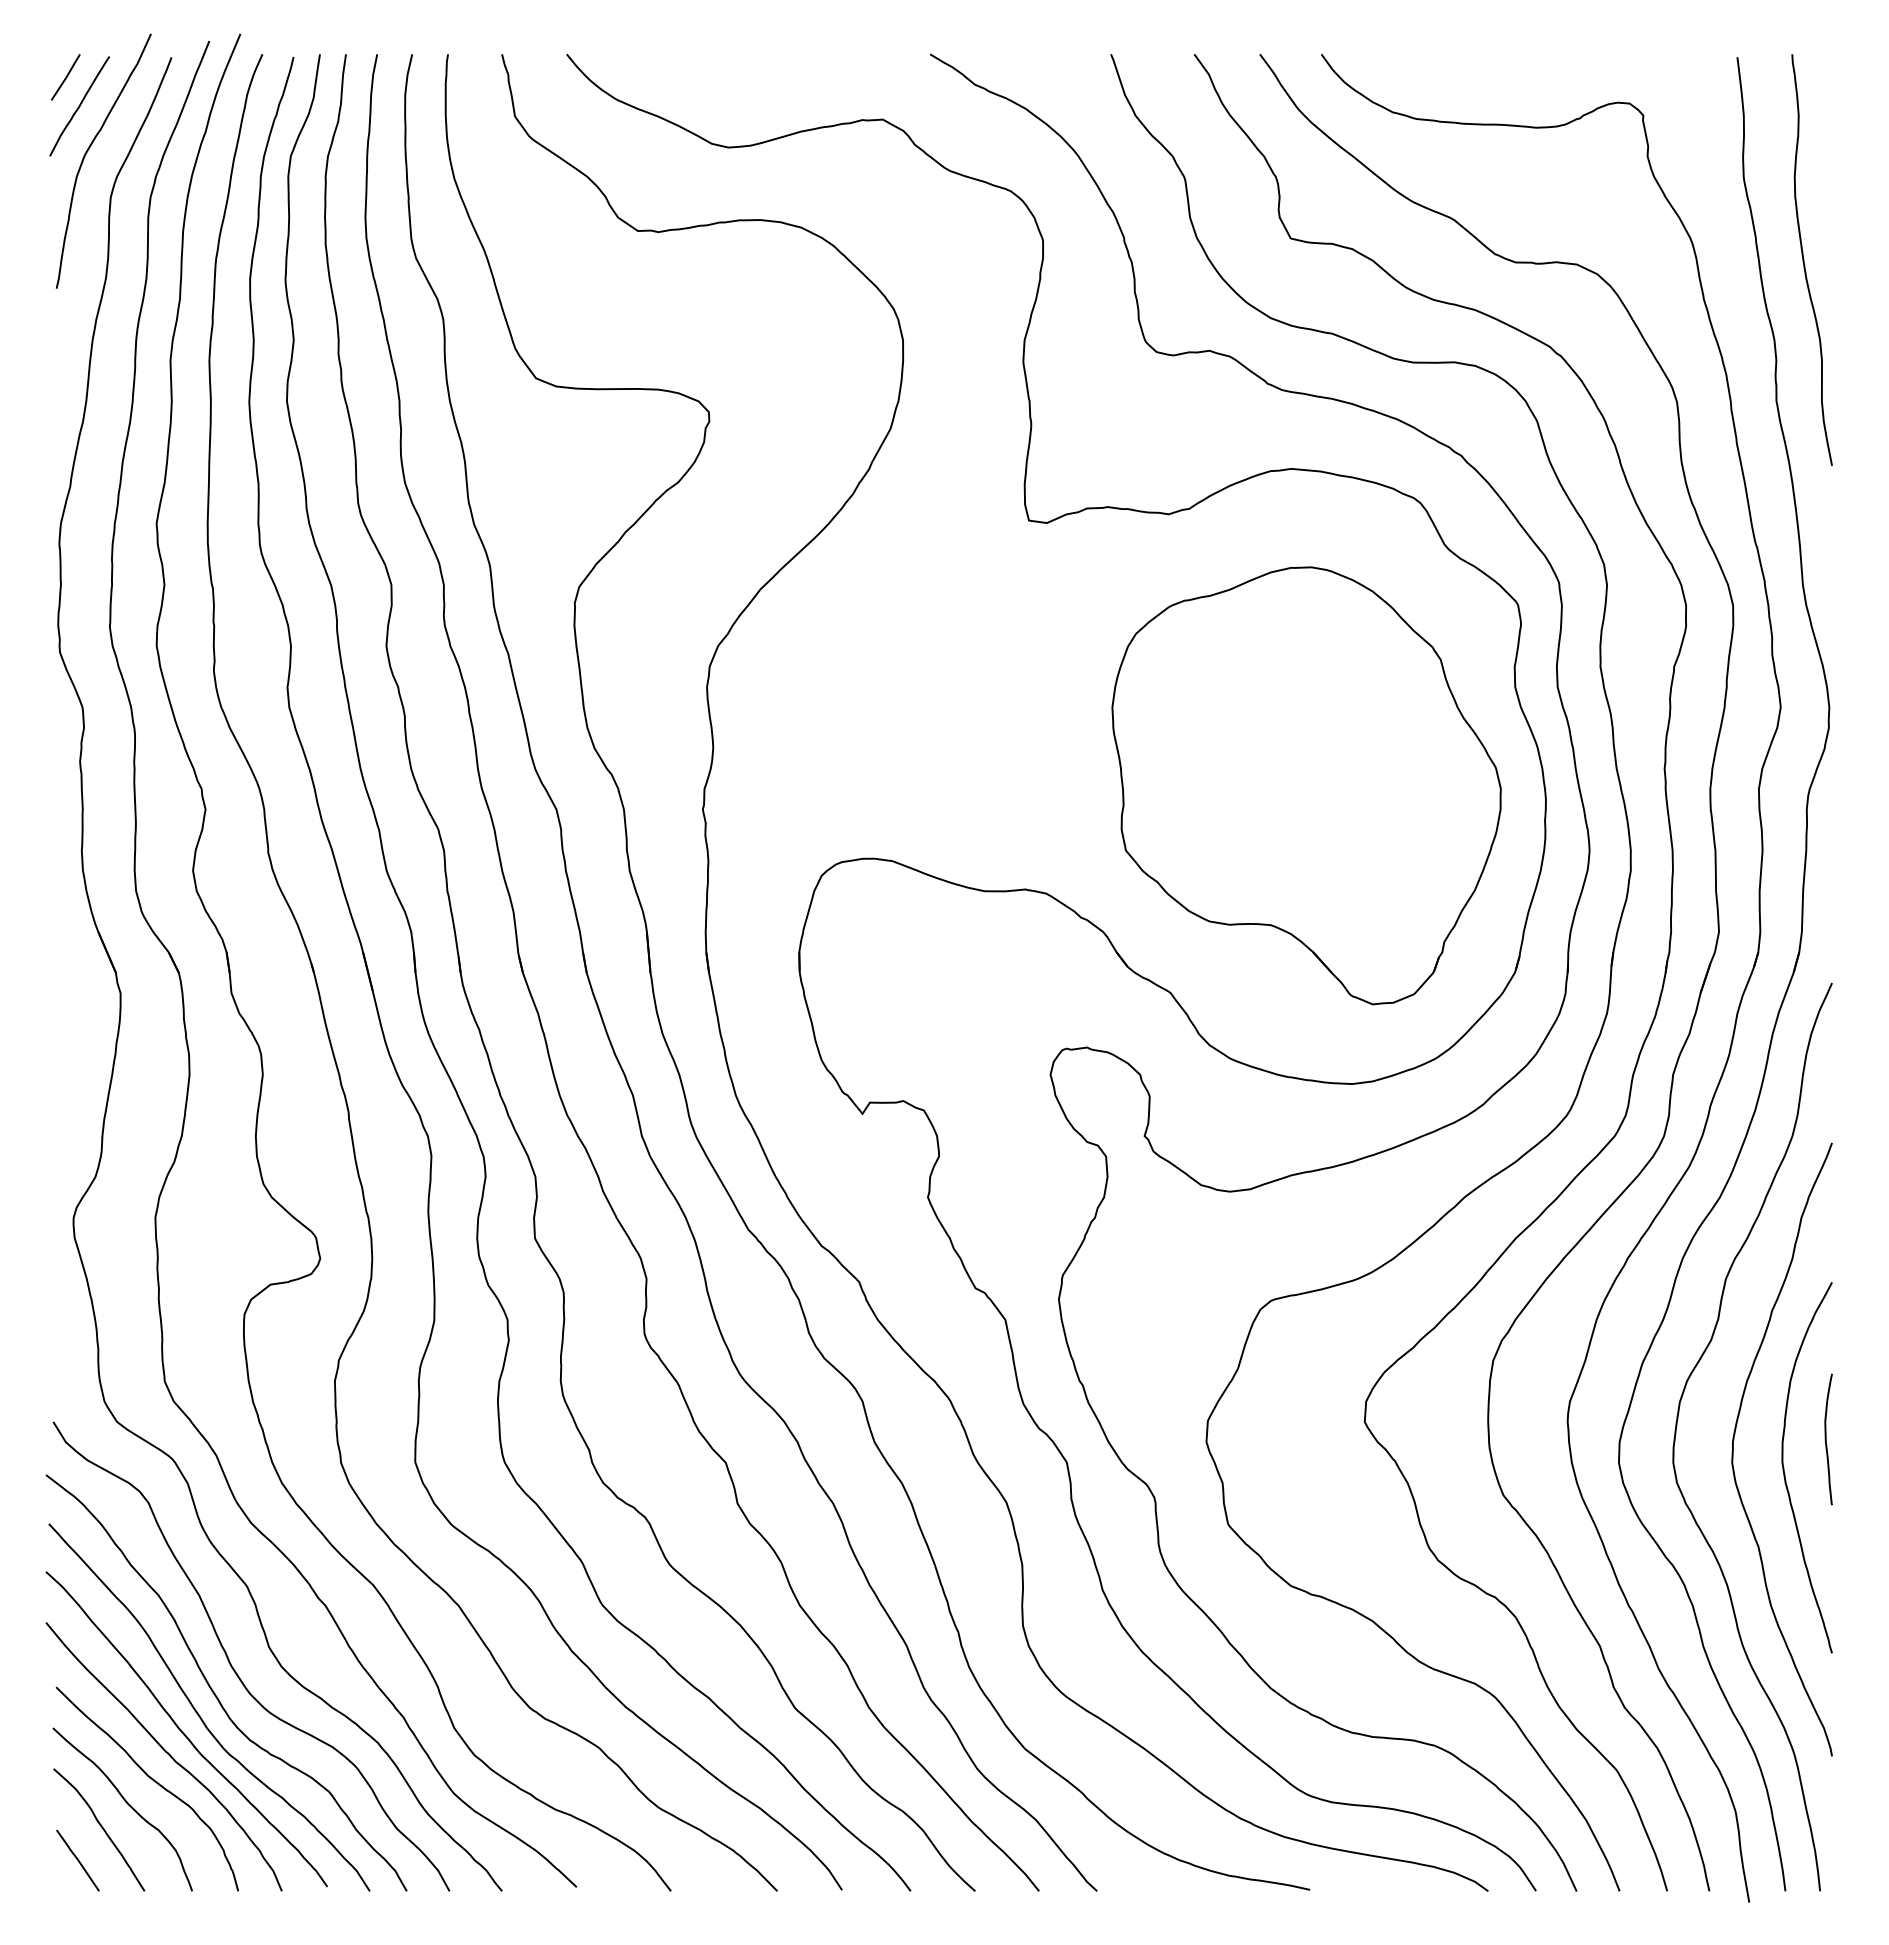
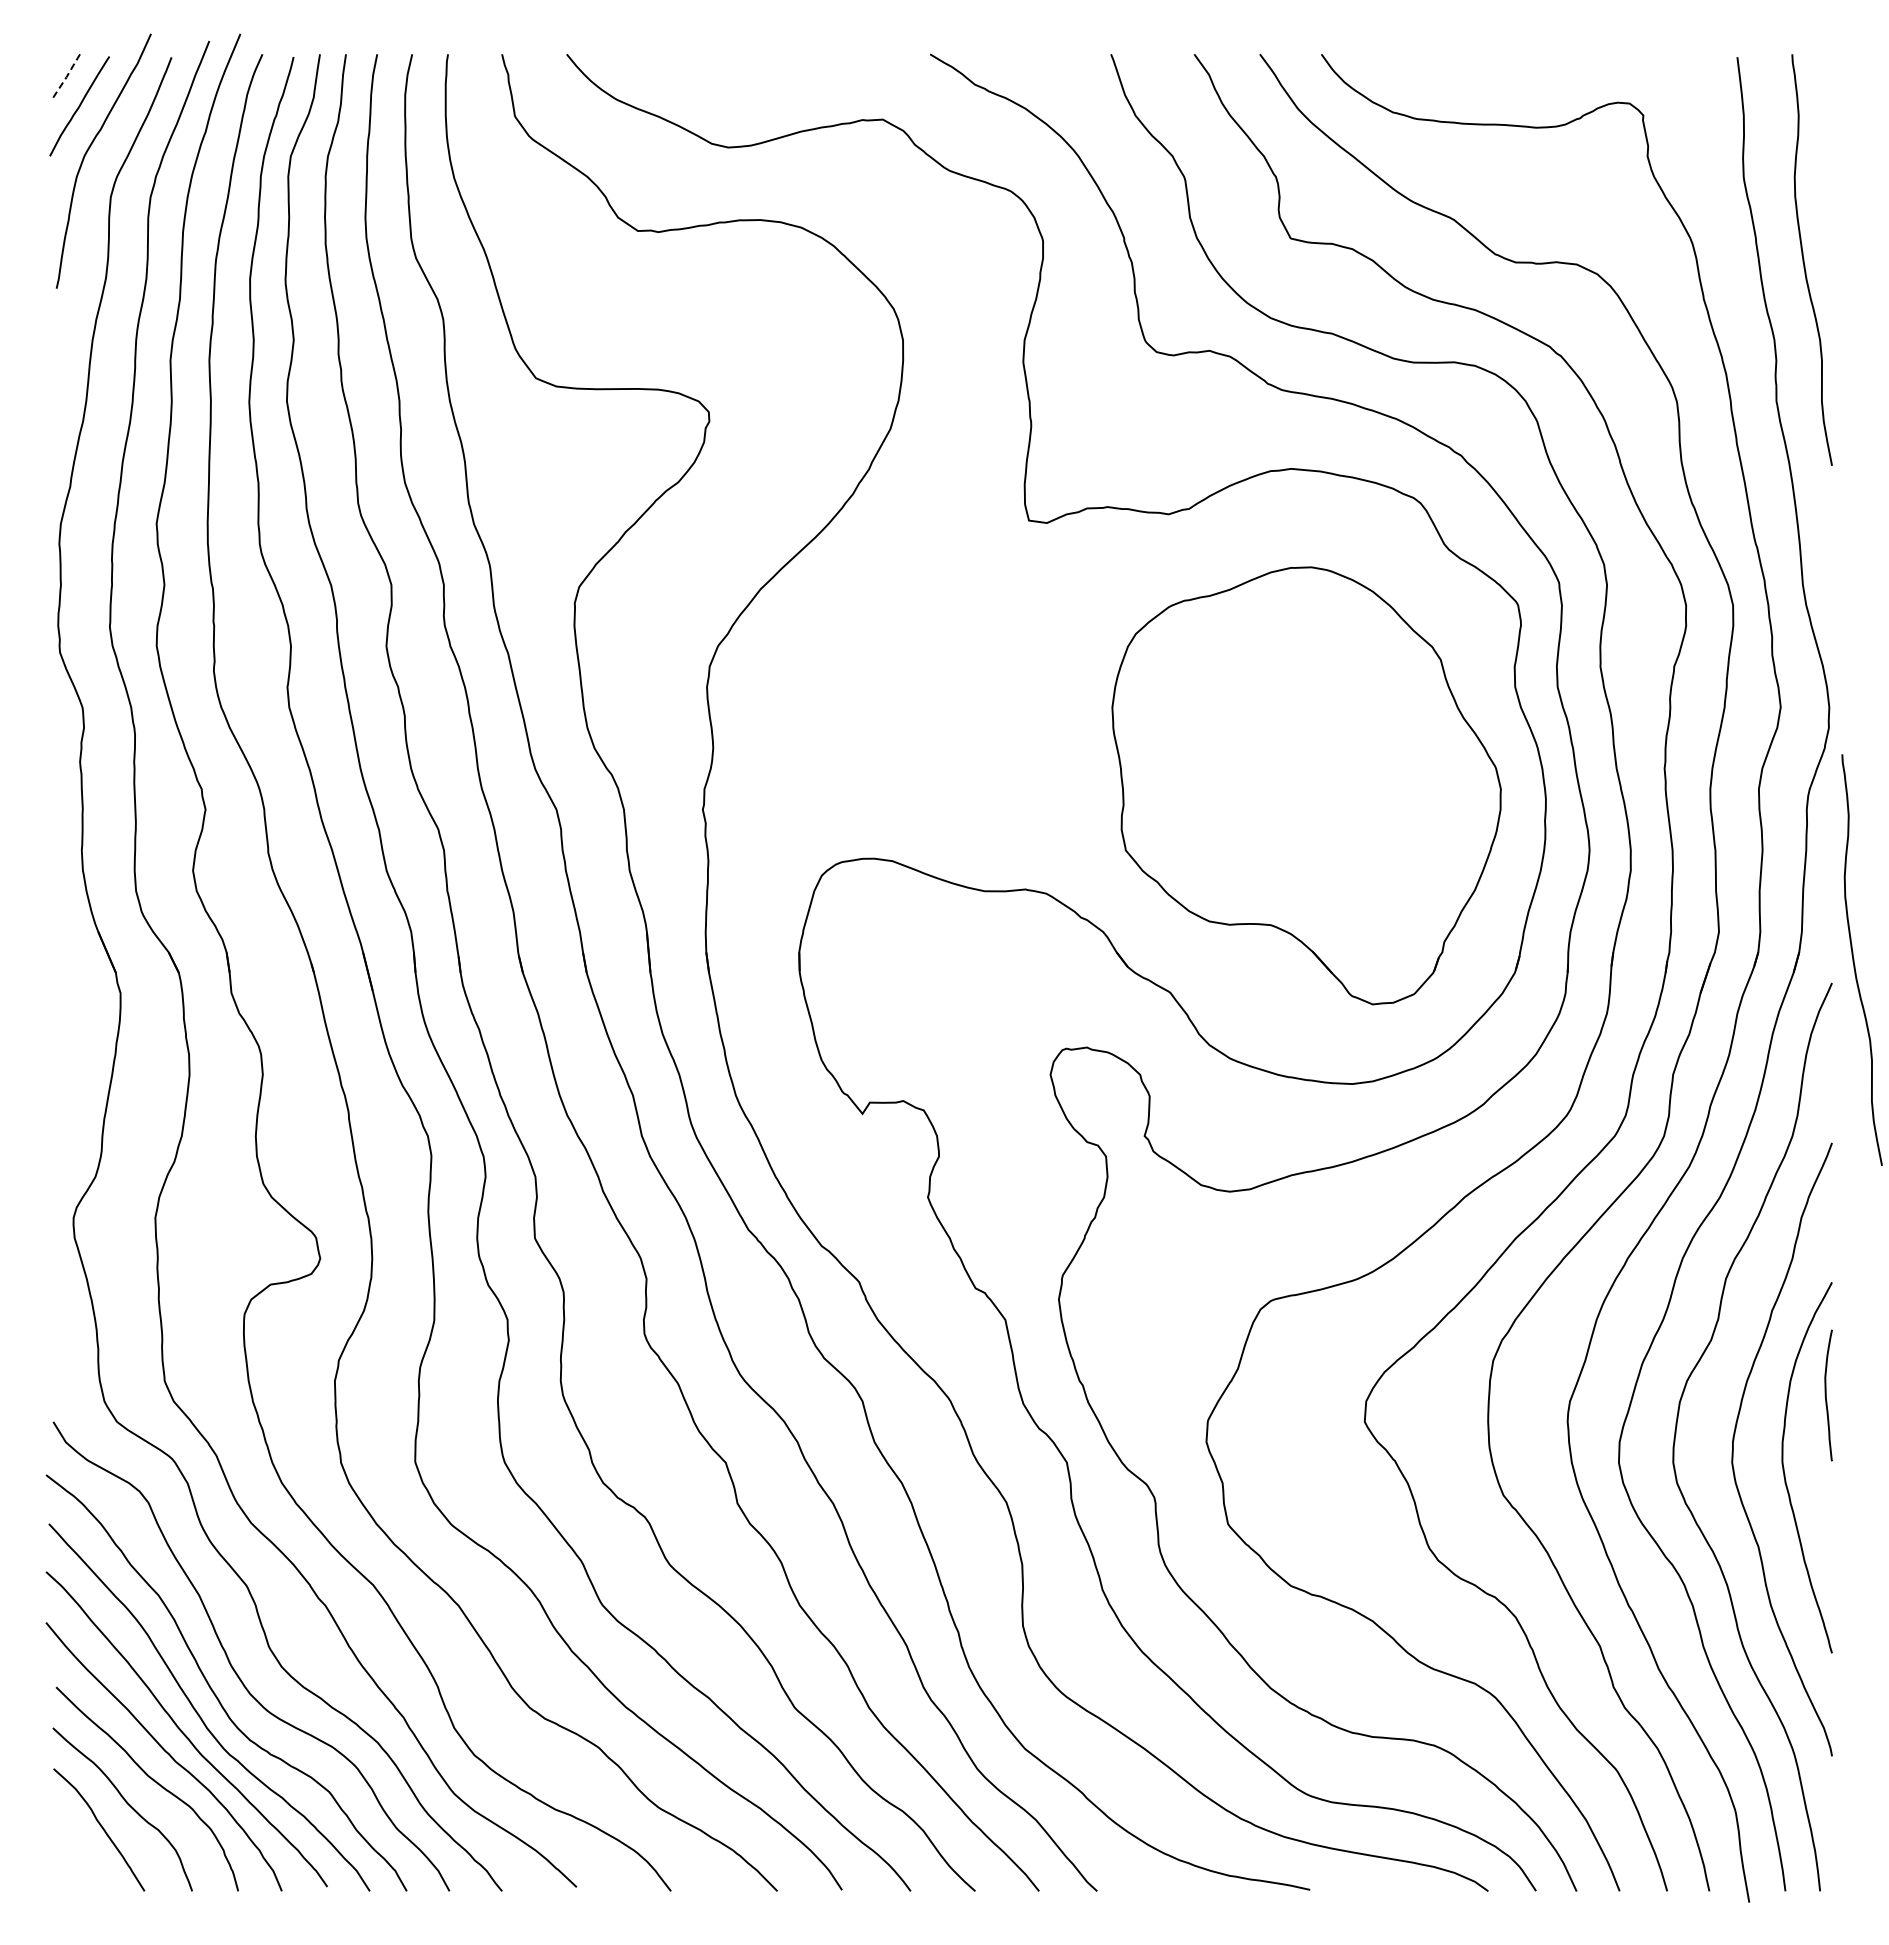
line: solid -> dashed (66, 77)
curve: none -> present (1854, 959)
curve position: (1826, 1439) -> (1826, 1395) (1826, 1395)
line: present -> none (77, 1860)
